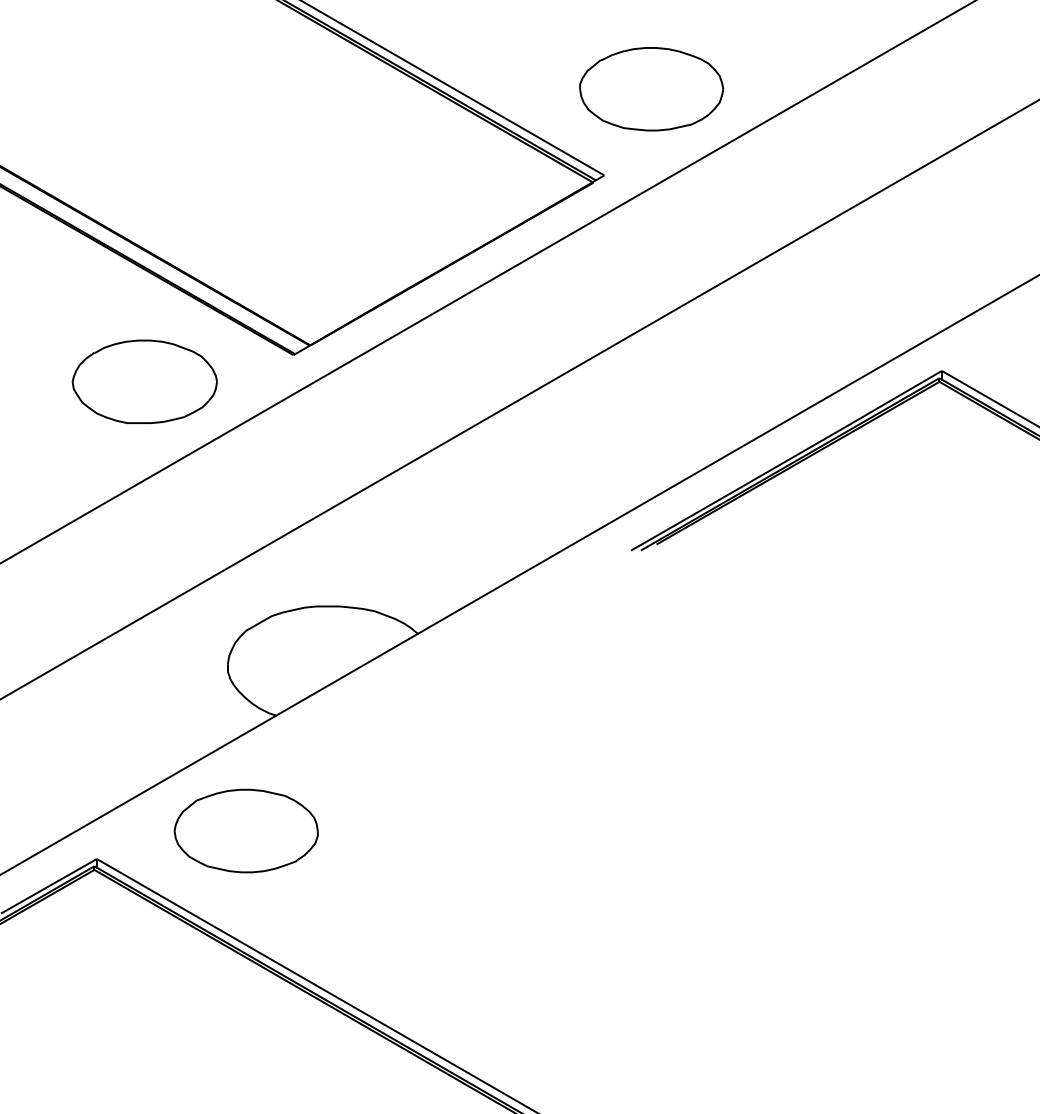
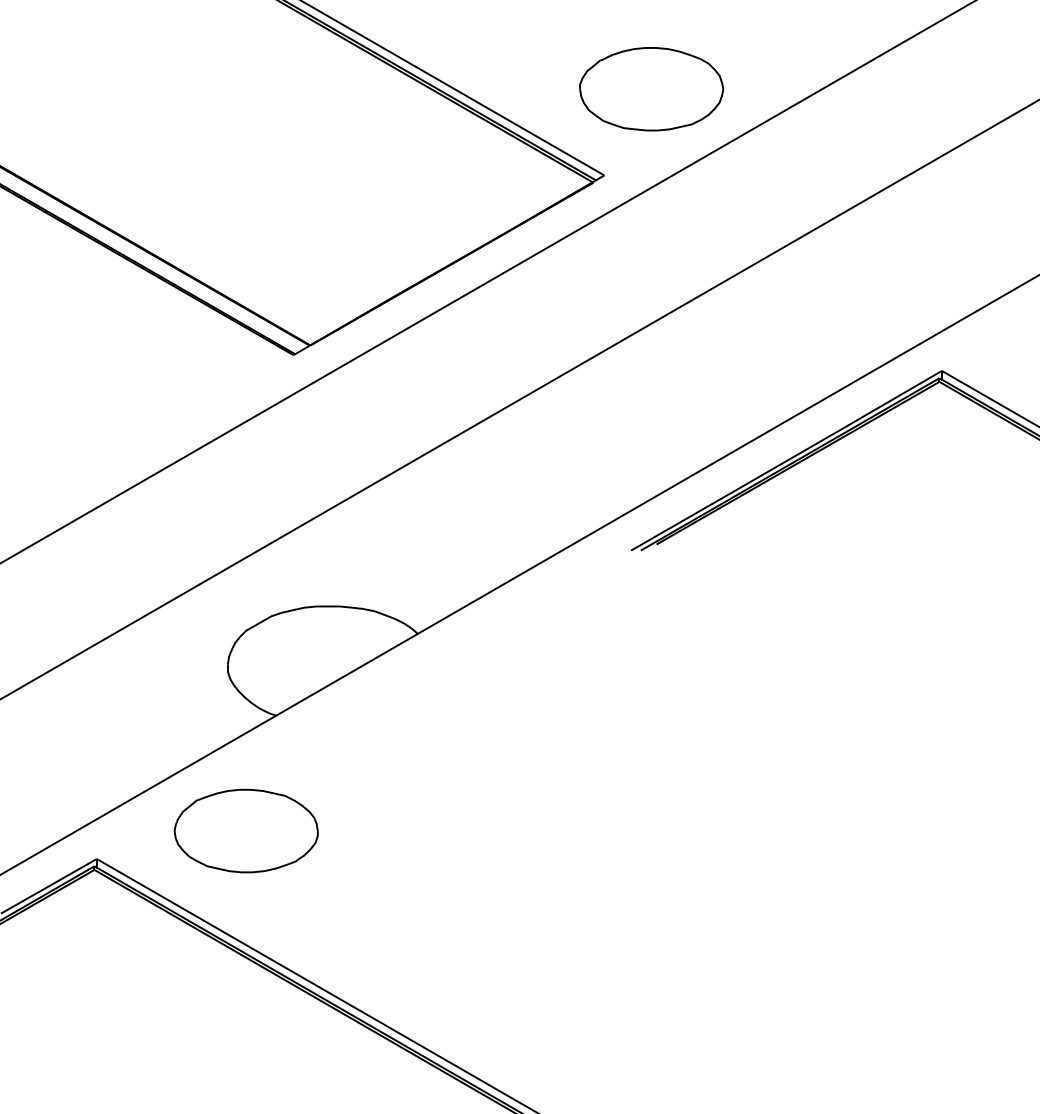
part: present -> none (144, 381)
